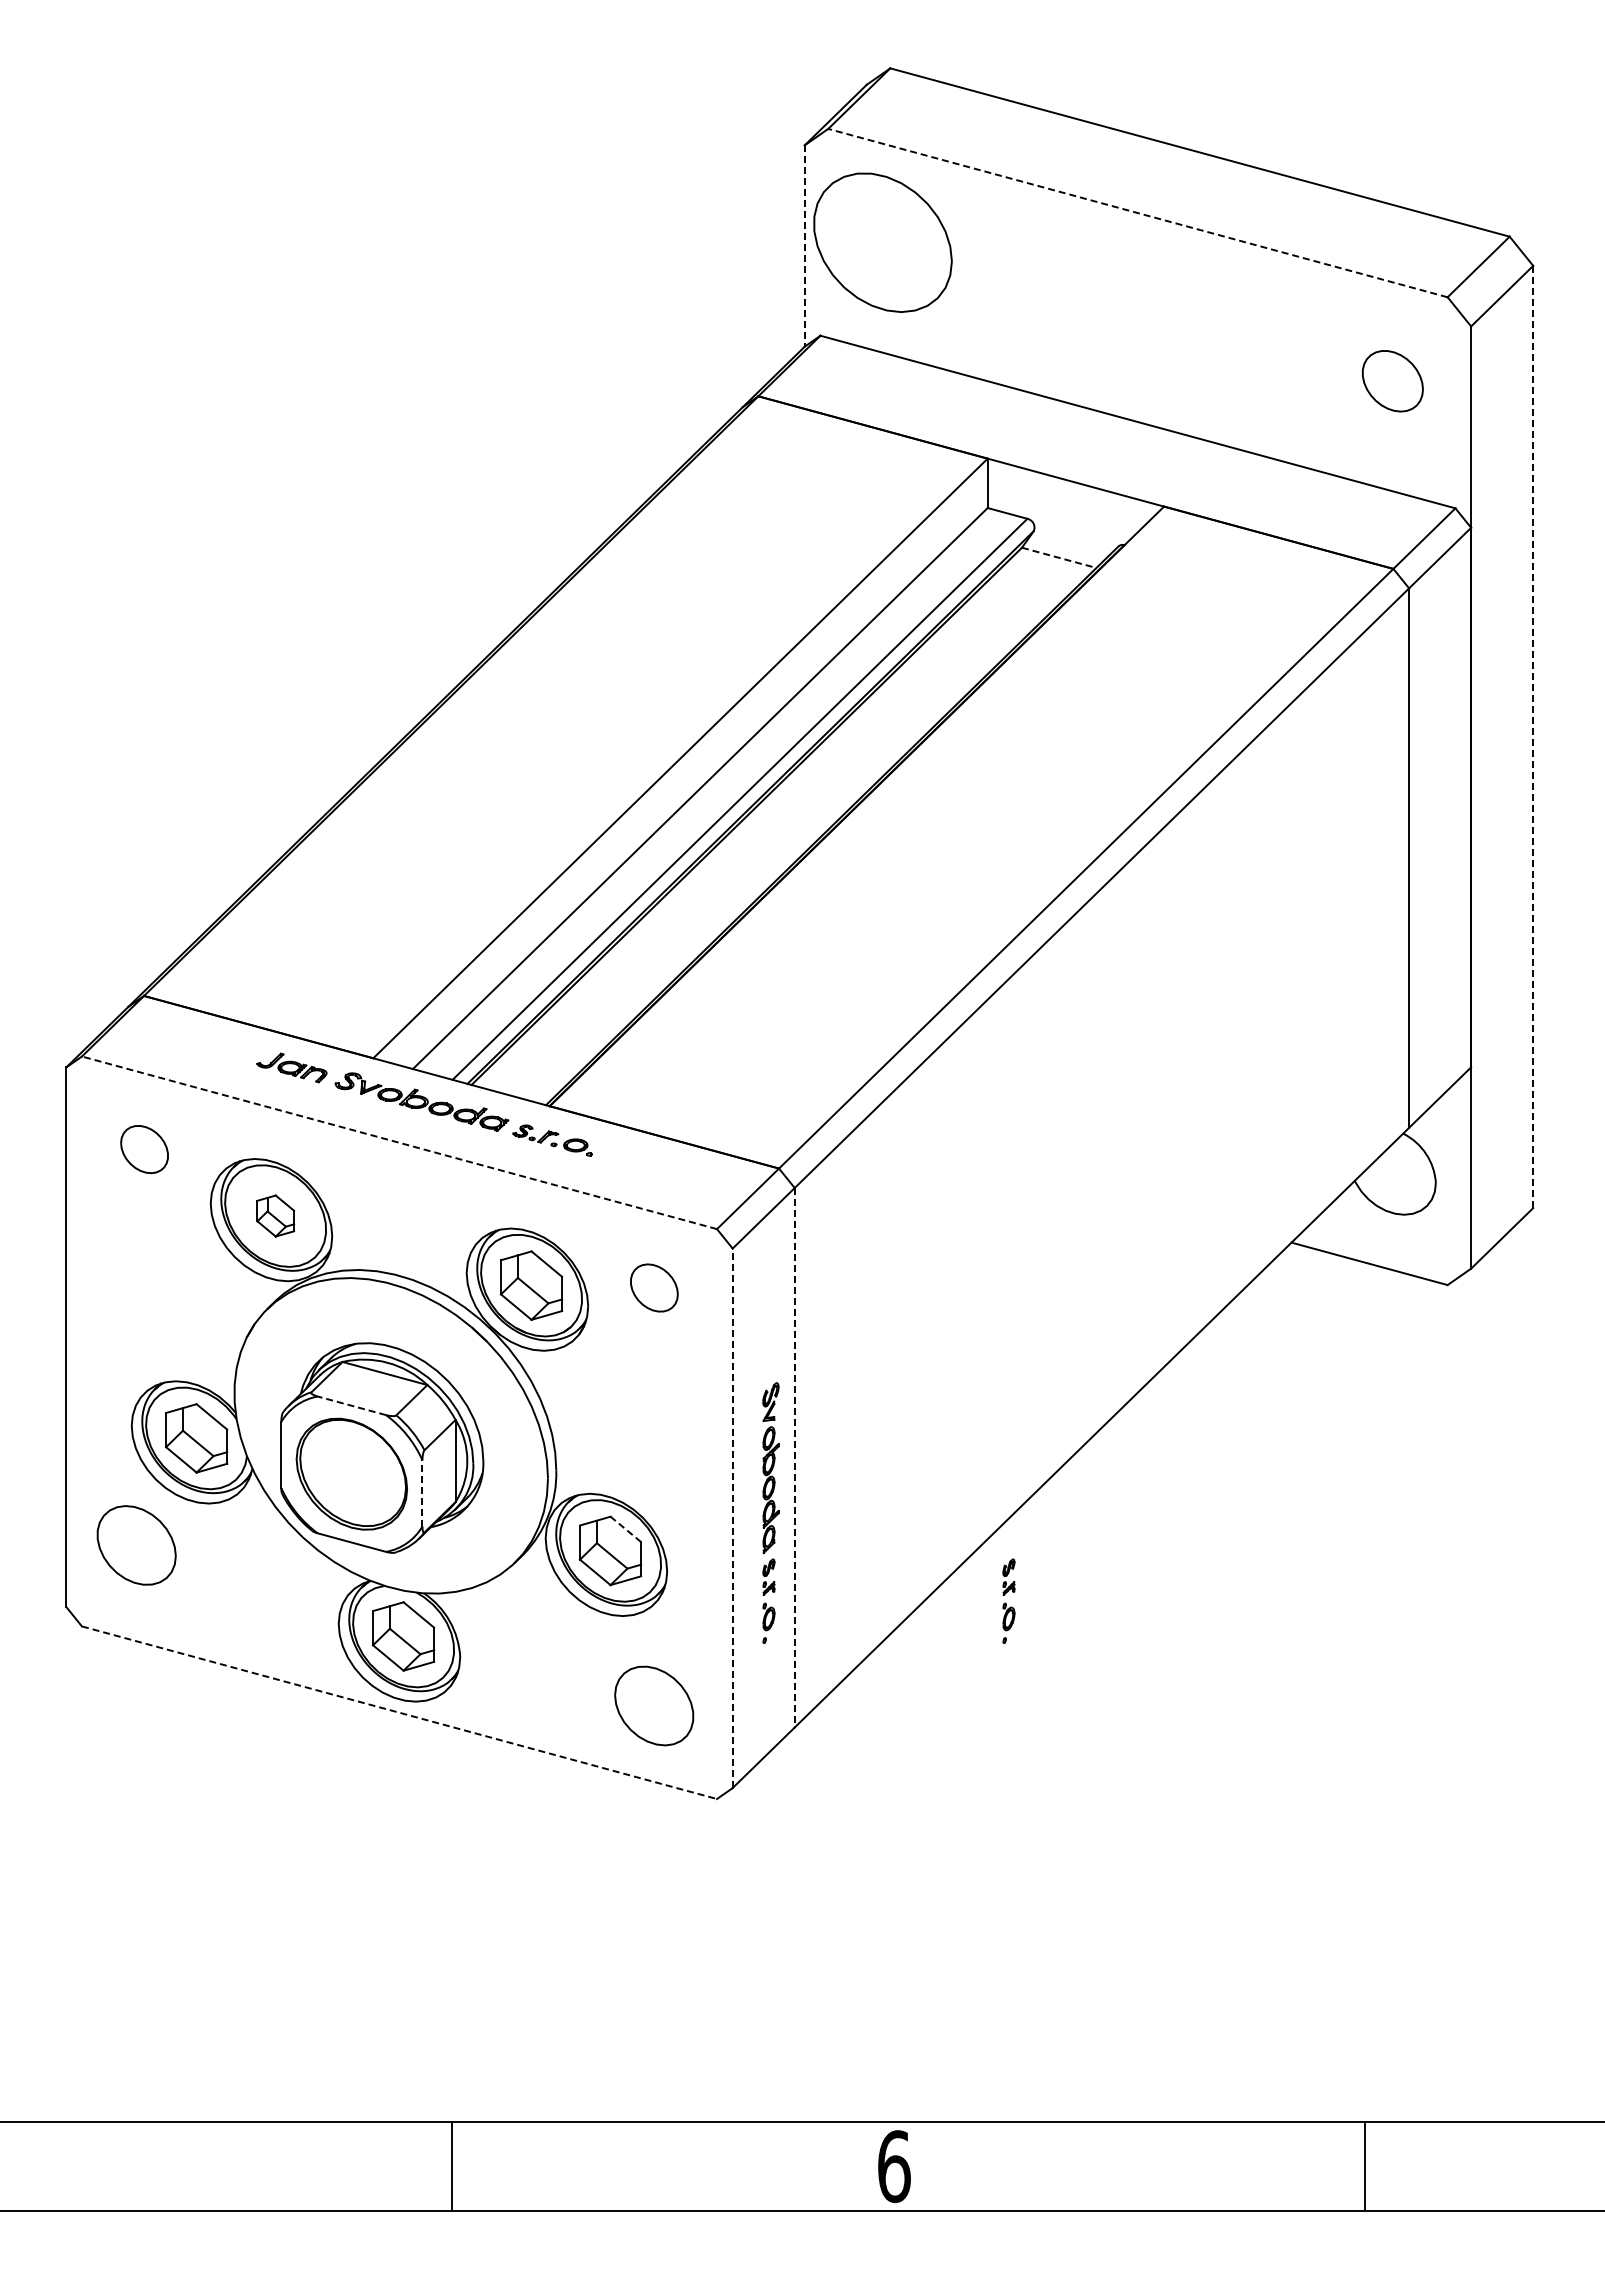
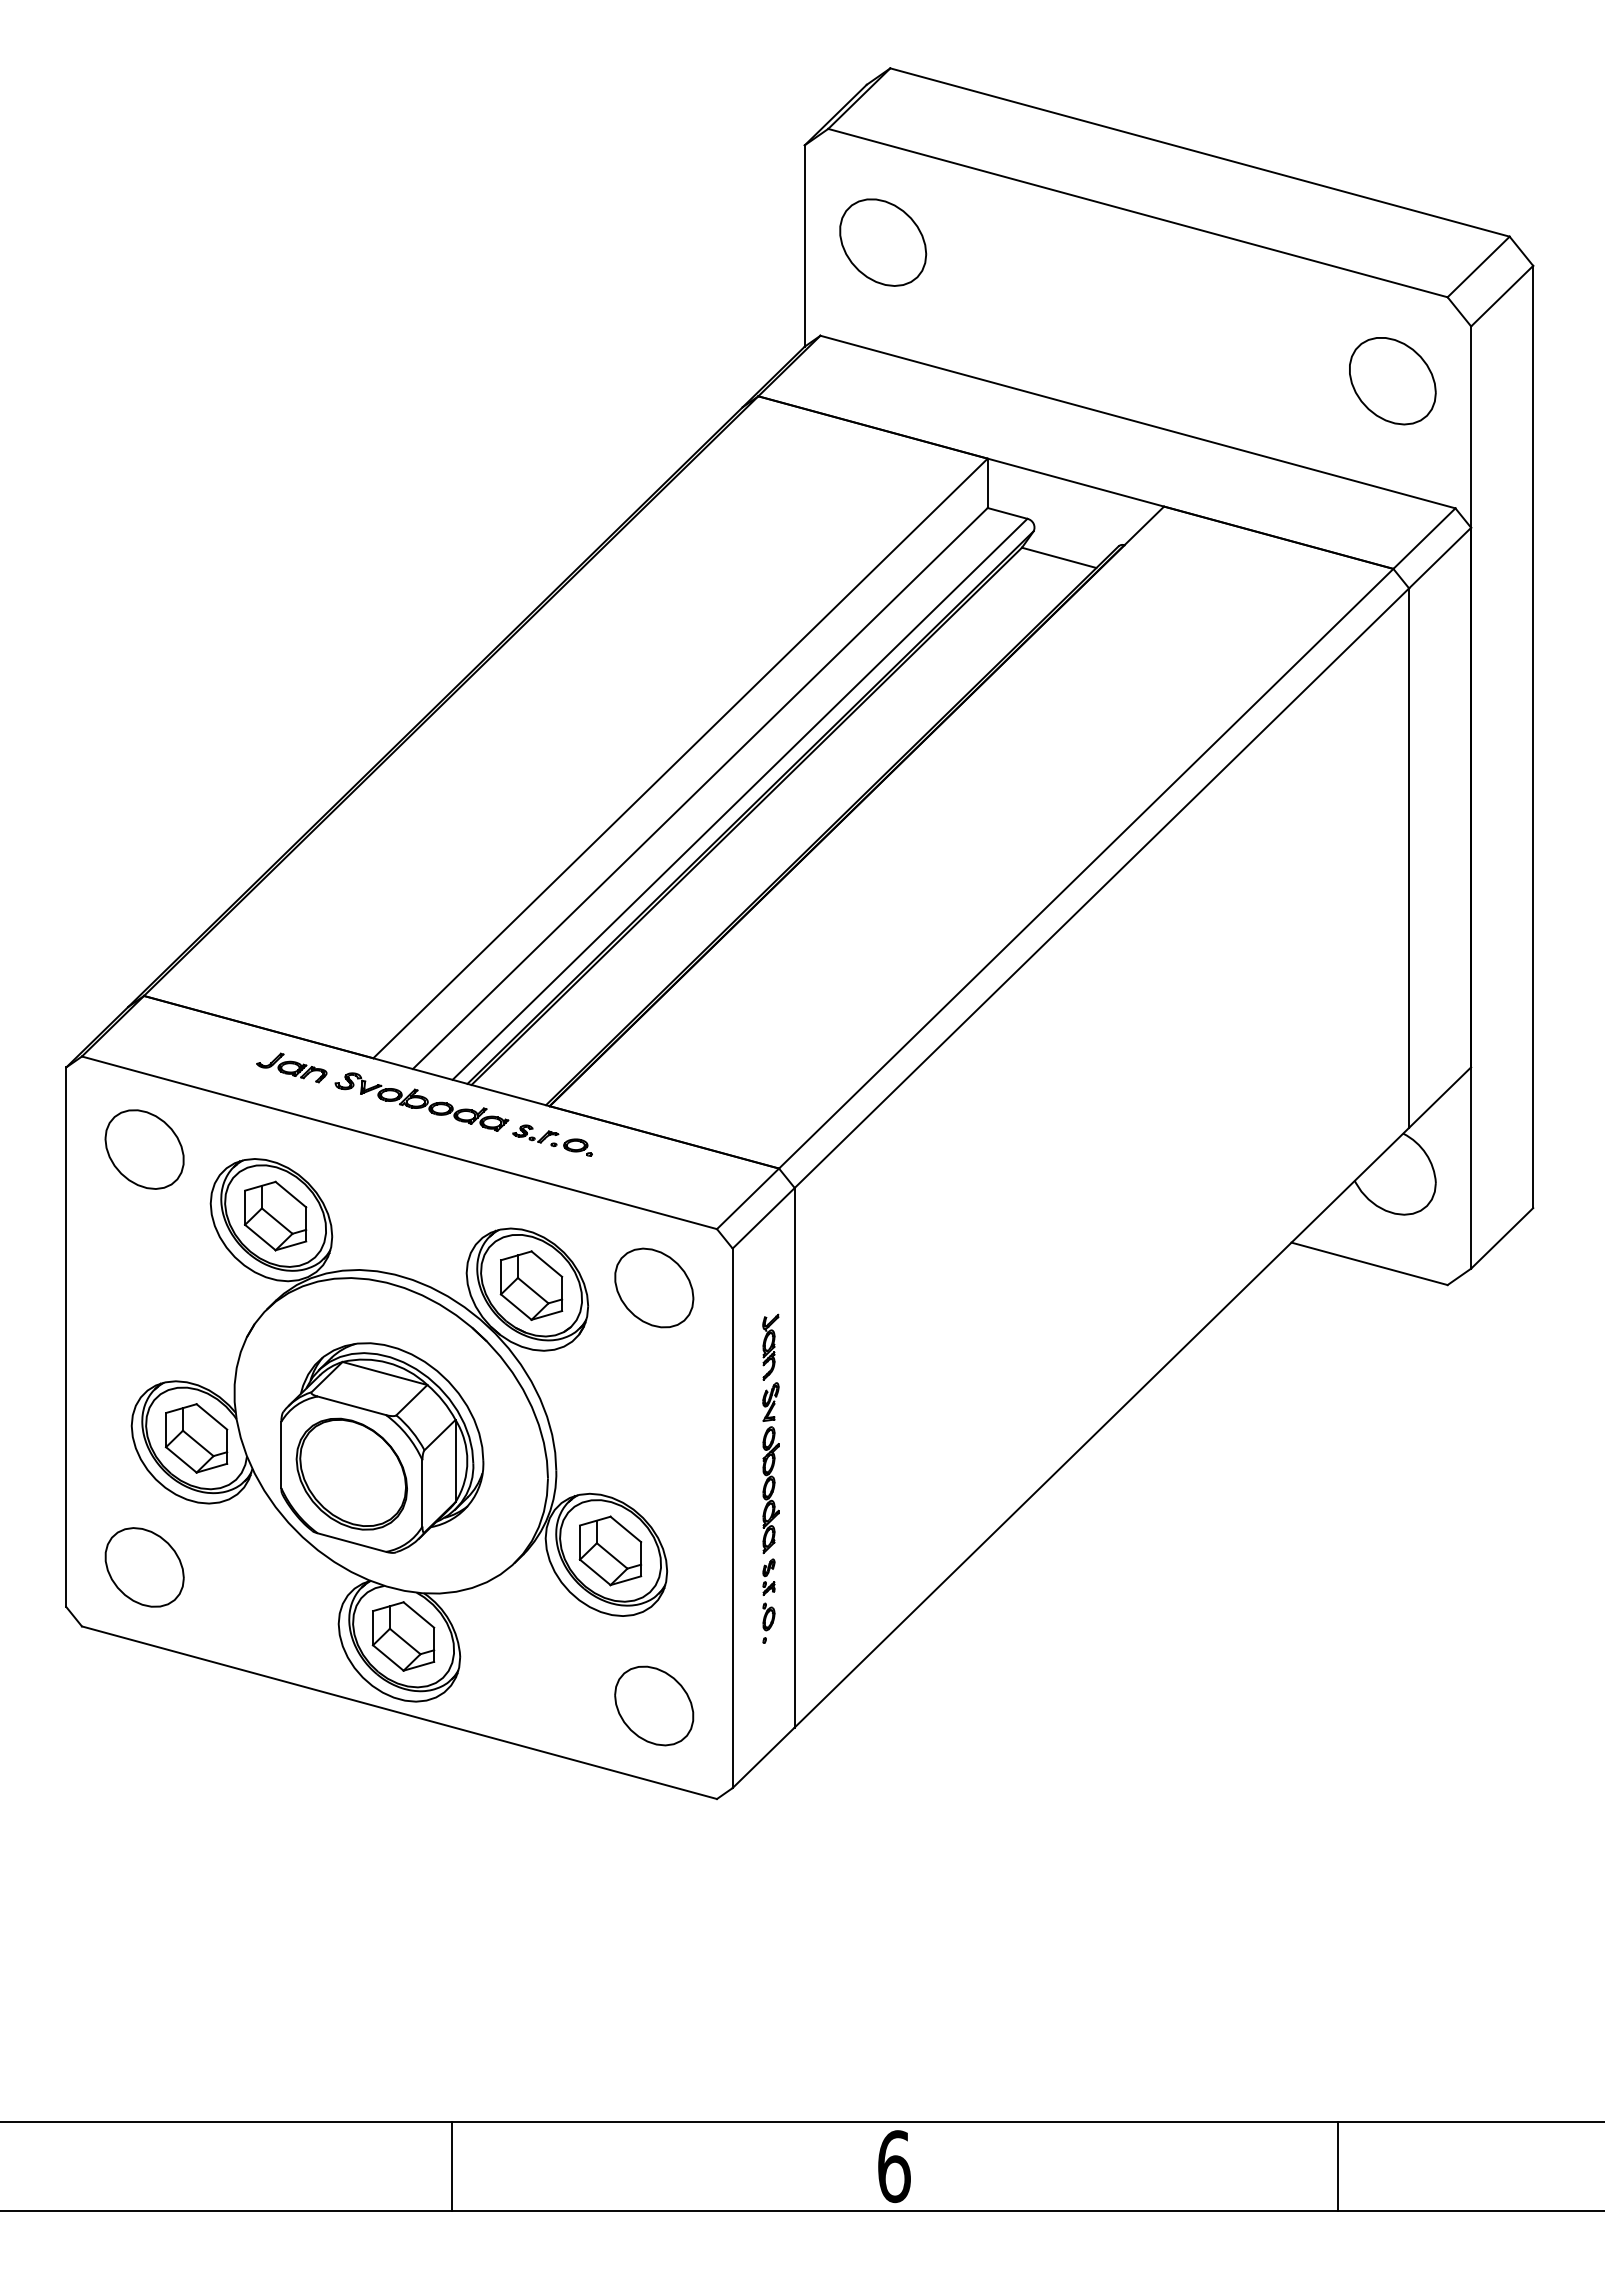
line: dashed -> solid (1137, 213)
part size: 140x141 px -> 89x89 px (883, 242)
line: dashed -> solid (804, 246)
part size: 63x63 px -> 88x89 px (1392, 381)
line: dashed -> solid (1059, 557)
line: dashed -> solid (1533, 736)
line: dashed -> solid (399, 1142)
part size: 49x50 px -> 81x81 px (144, 1149)
part size: 40x44 px -> 64x72 px (275, 1215)
part size: 49x50 px -> 81x82 px (654, 1287)
part: none -> present (770, 1346)
line: dashed -> solid (351, 1405)
line: dashed -> solid (794, 1457)
line: dashed -> solid (422, 1492)
line: dashed -> solid (732, 1518)
line: dashed -> solid (625, 1529)
part position: (136, 1545) -> (144, 1567) (144, 1567)
part: present -> none (1008, 1600)
line: dashed -> solid (399, 1712)
line position: (1365, 2165) -> (1338, 2165) (1338, 2165)
